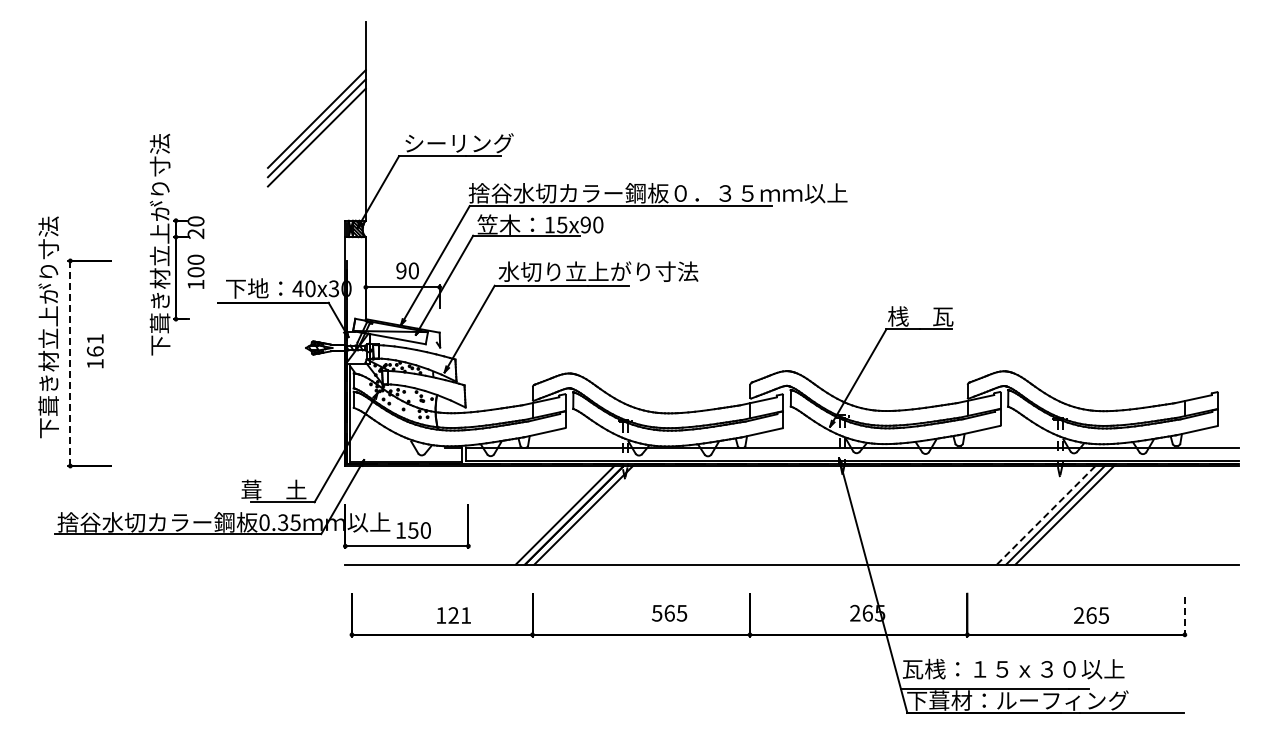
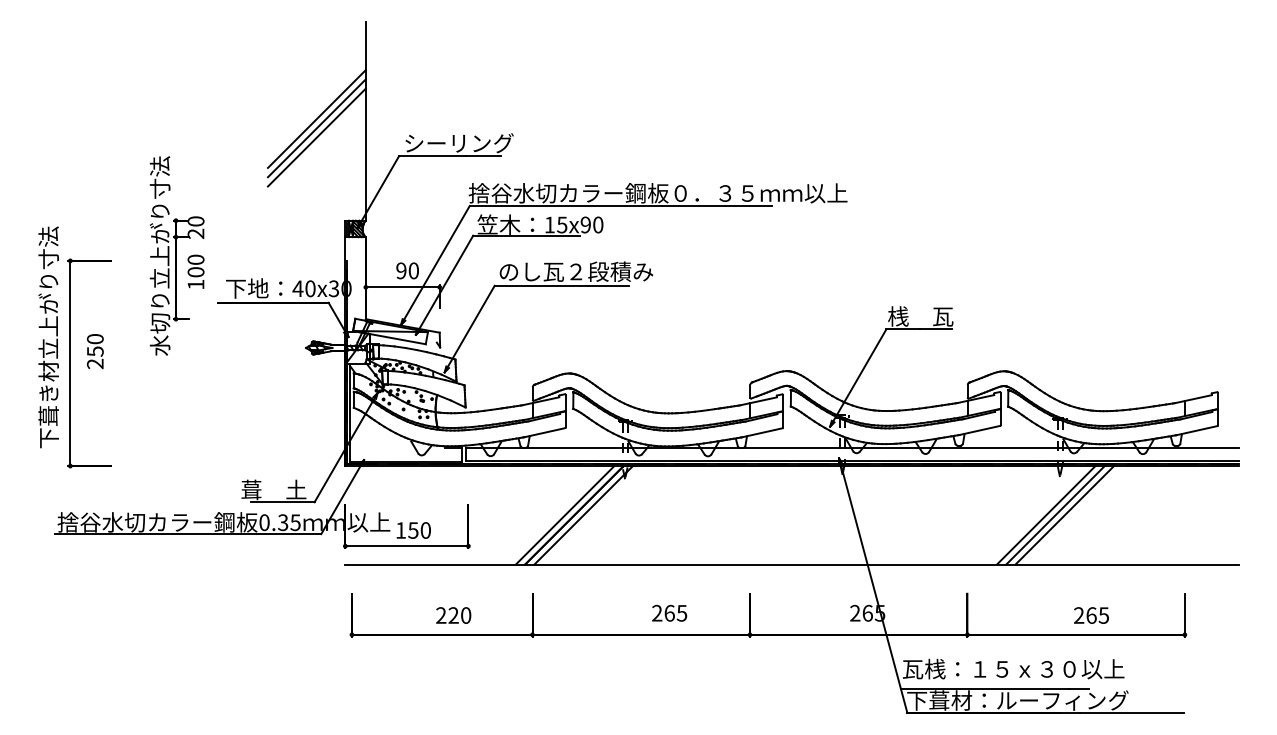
text: 下葺き材立上がり寸法 -> 水切り立上がり寸法 (159, 244)
text: 水切り立上がり寸法 -> のし瓦２段積み (598, 271)
text position: (48, 327) -> (48, 337) (48, 337)
text: 161 -> 250 (94, 351)
line: dashed -> solid (70, 363)
line: dashed -> solid (1046, 515)
text: 565 -> 265 (657, 612)
text: 121 -> 220 (453, 615)
line: dashed -> solid (1184, 615)
